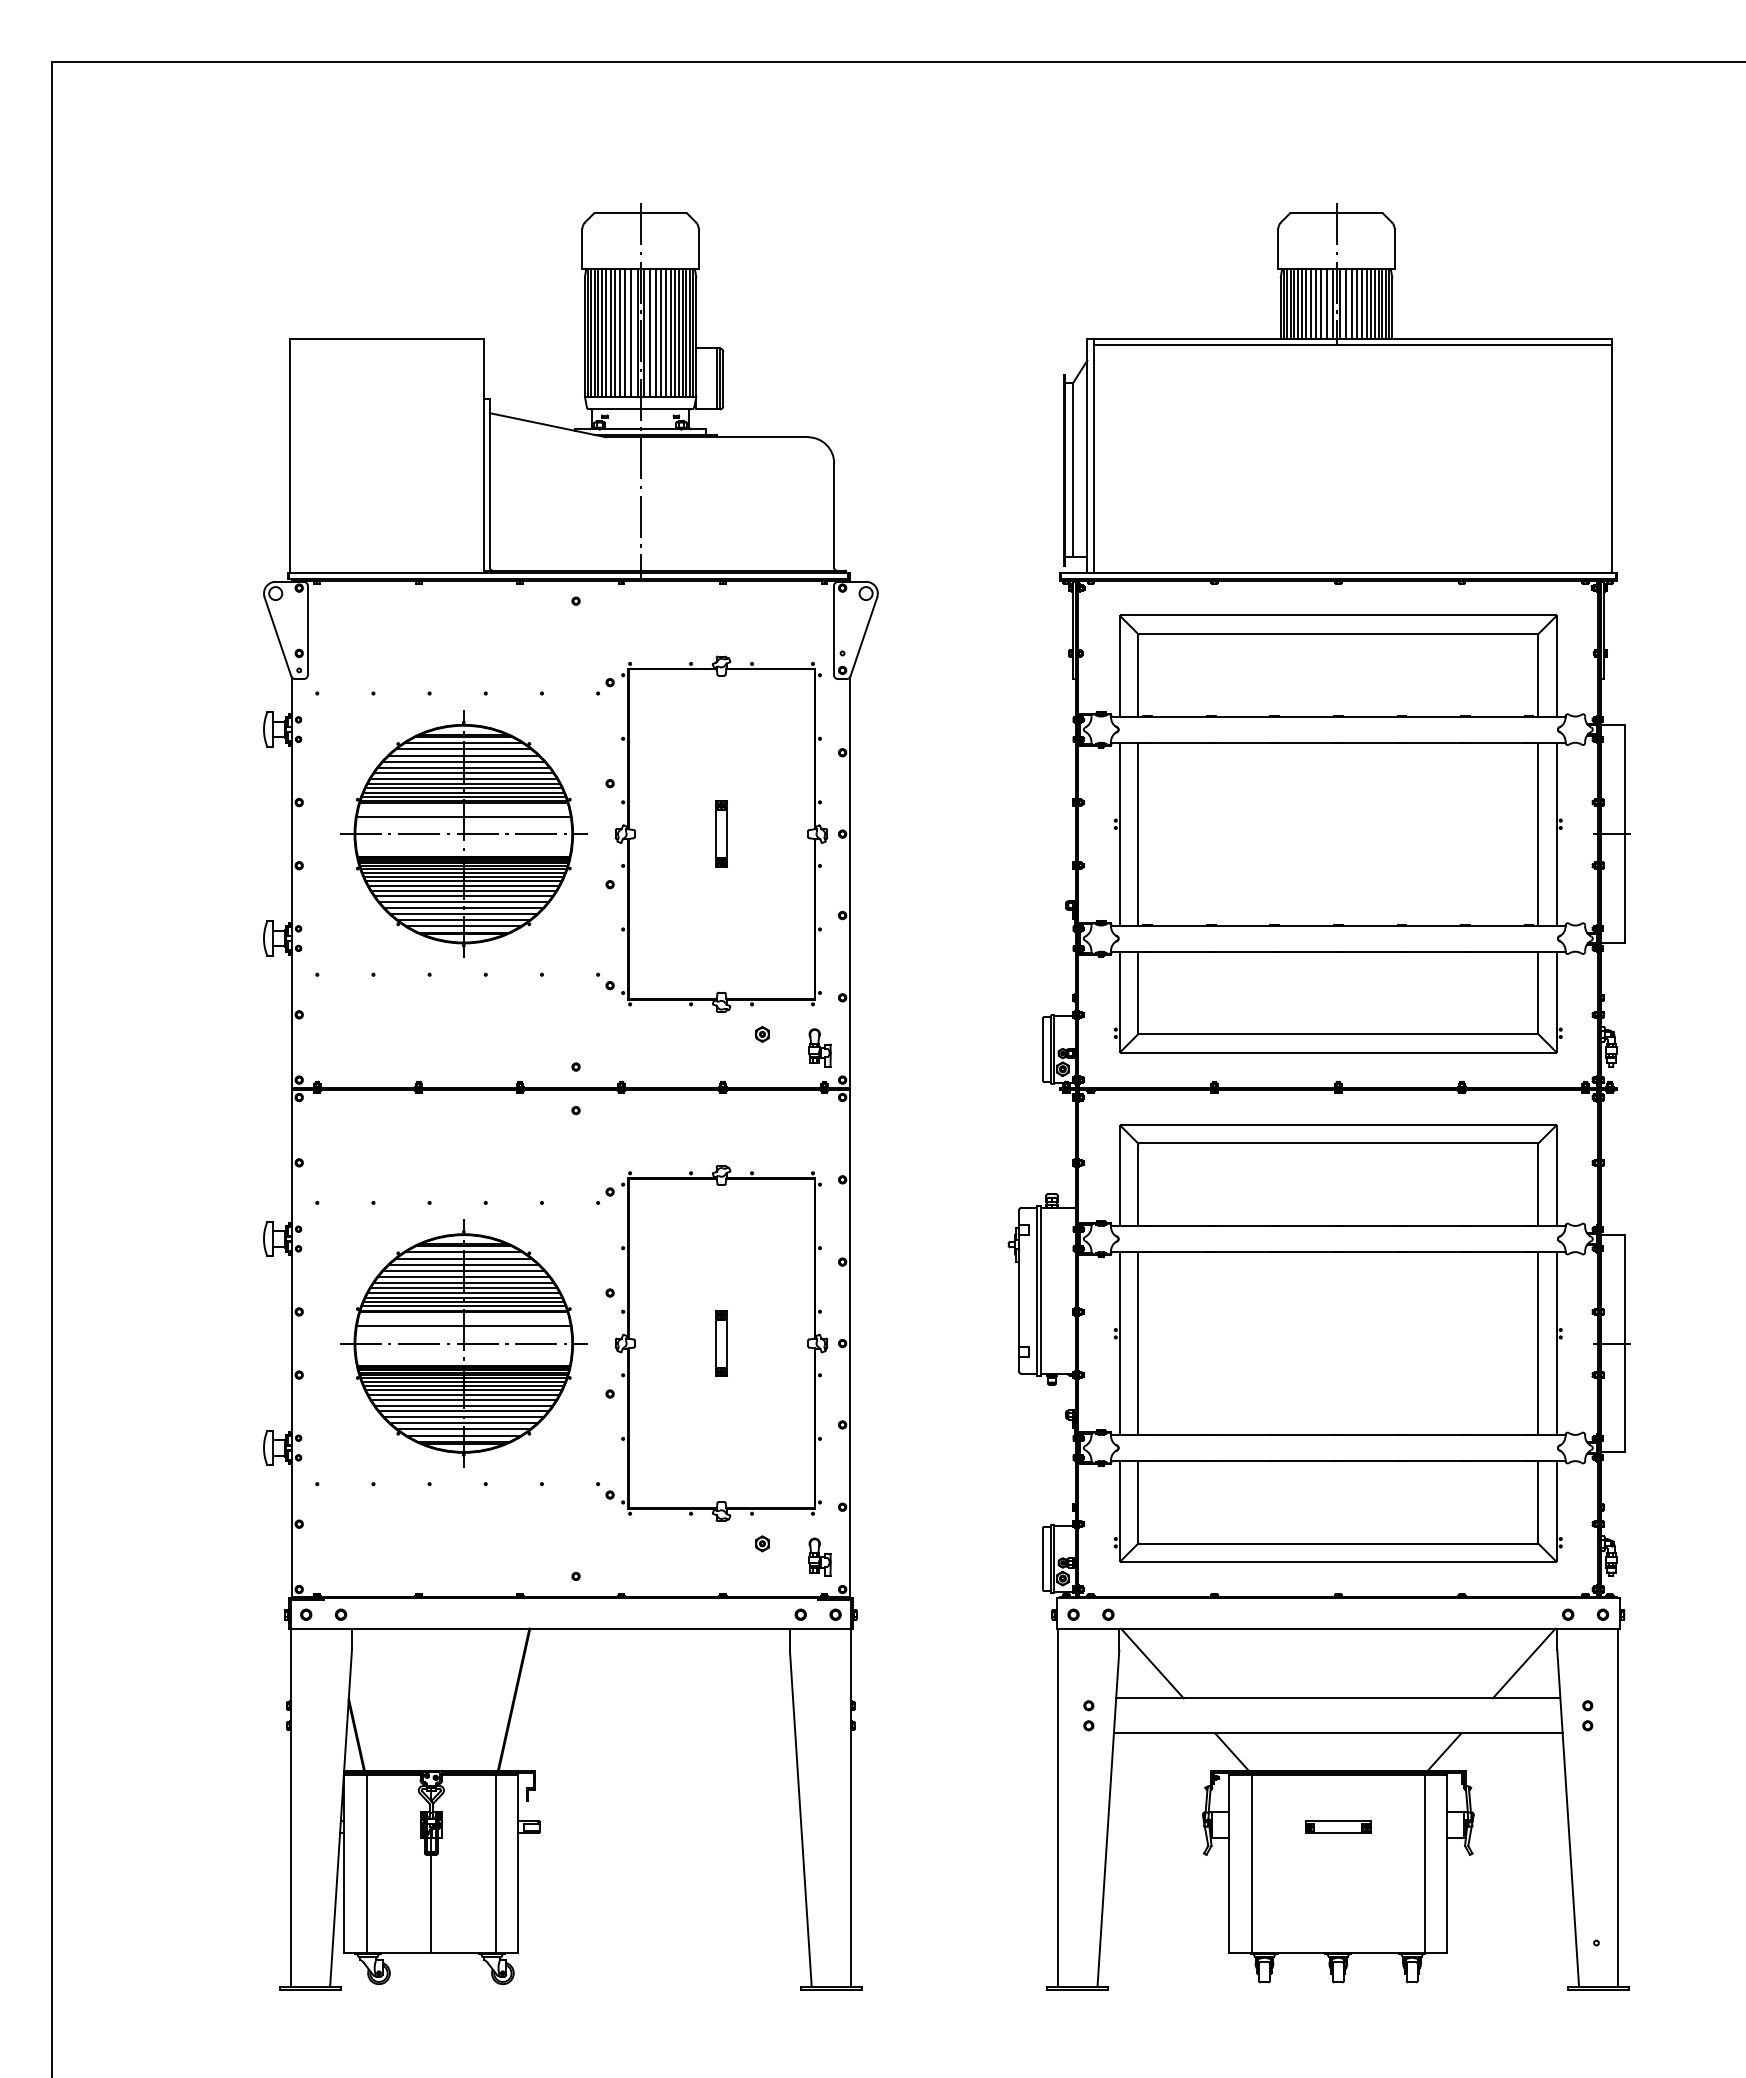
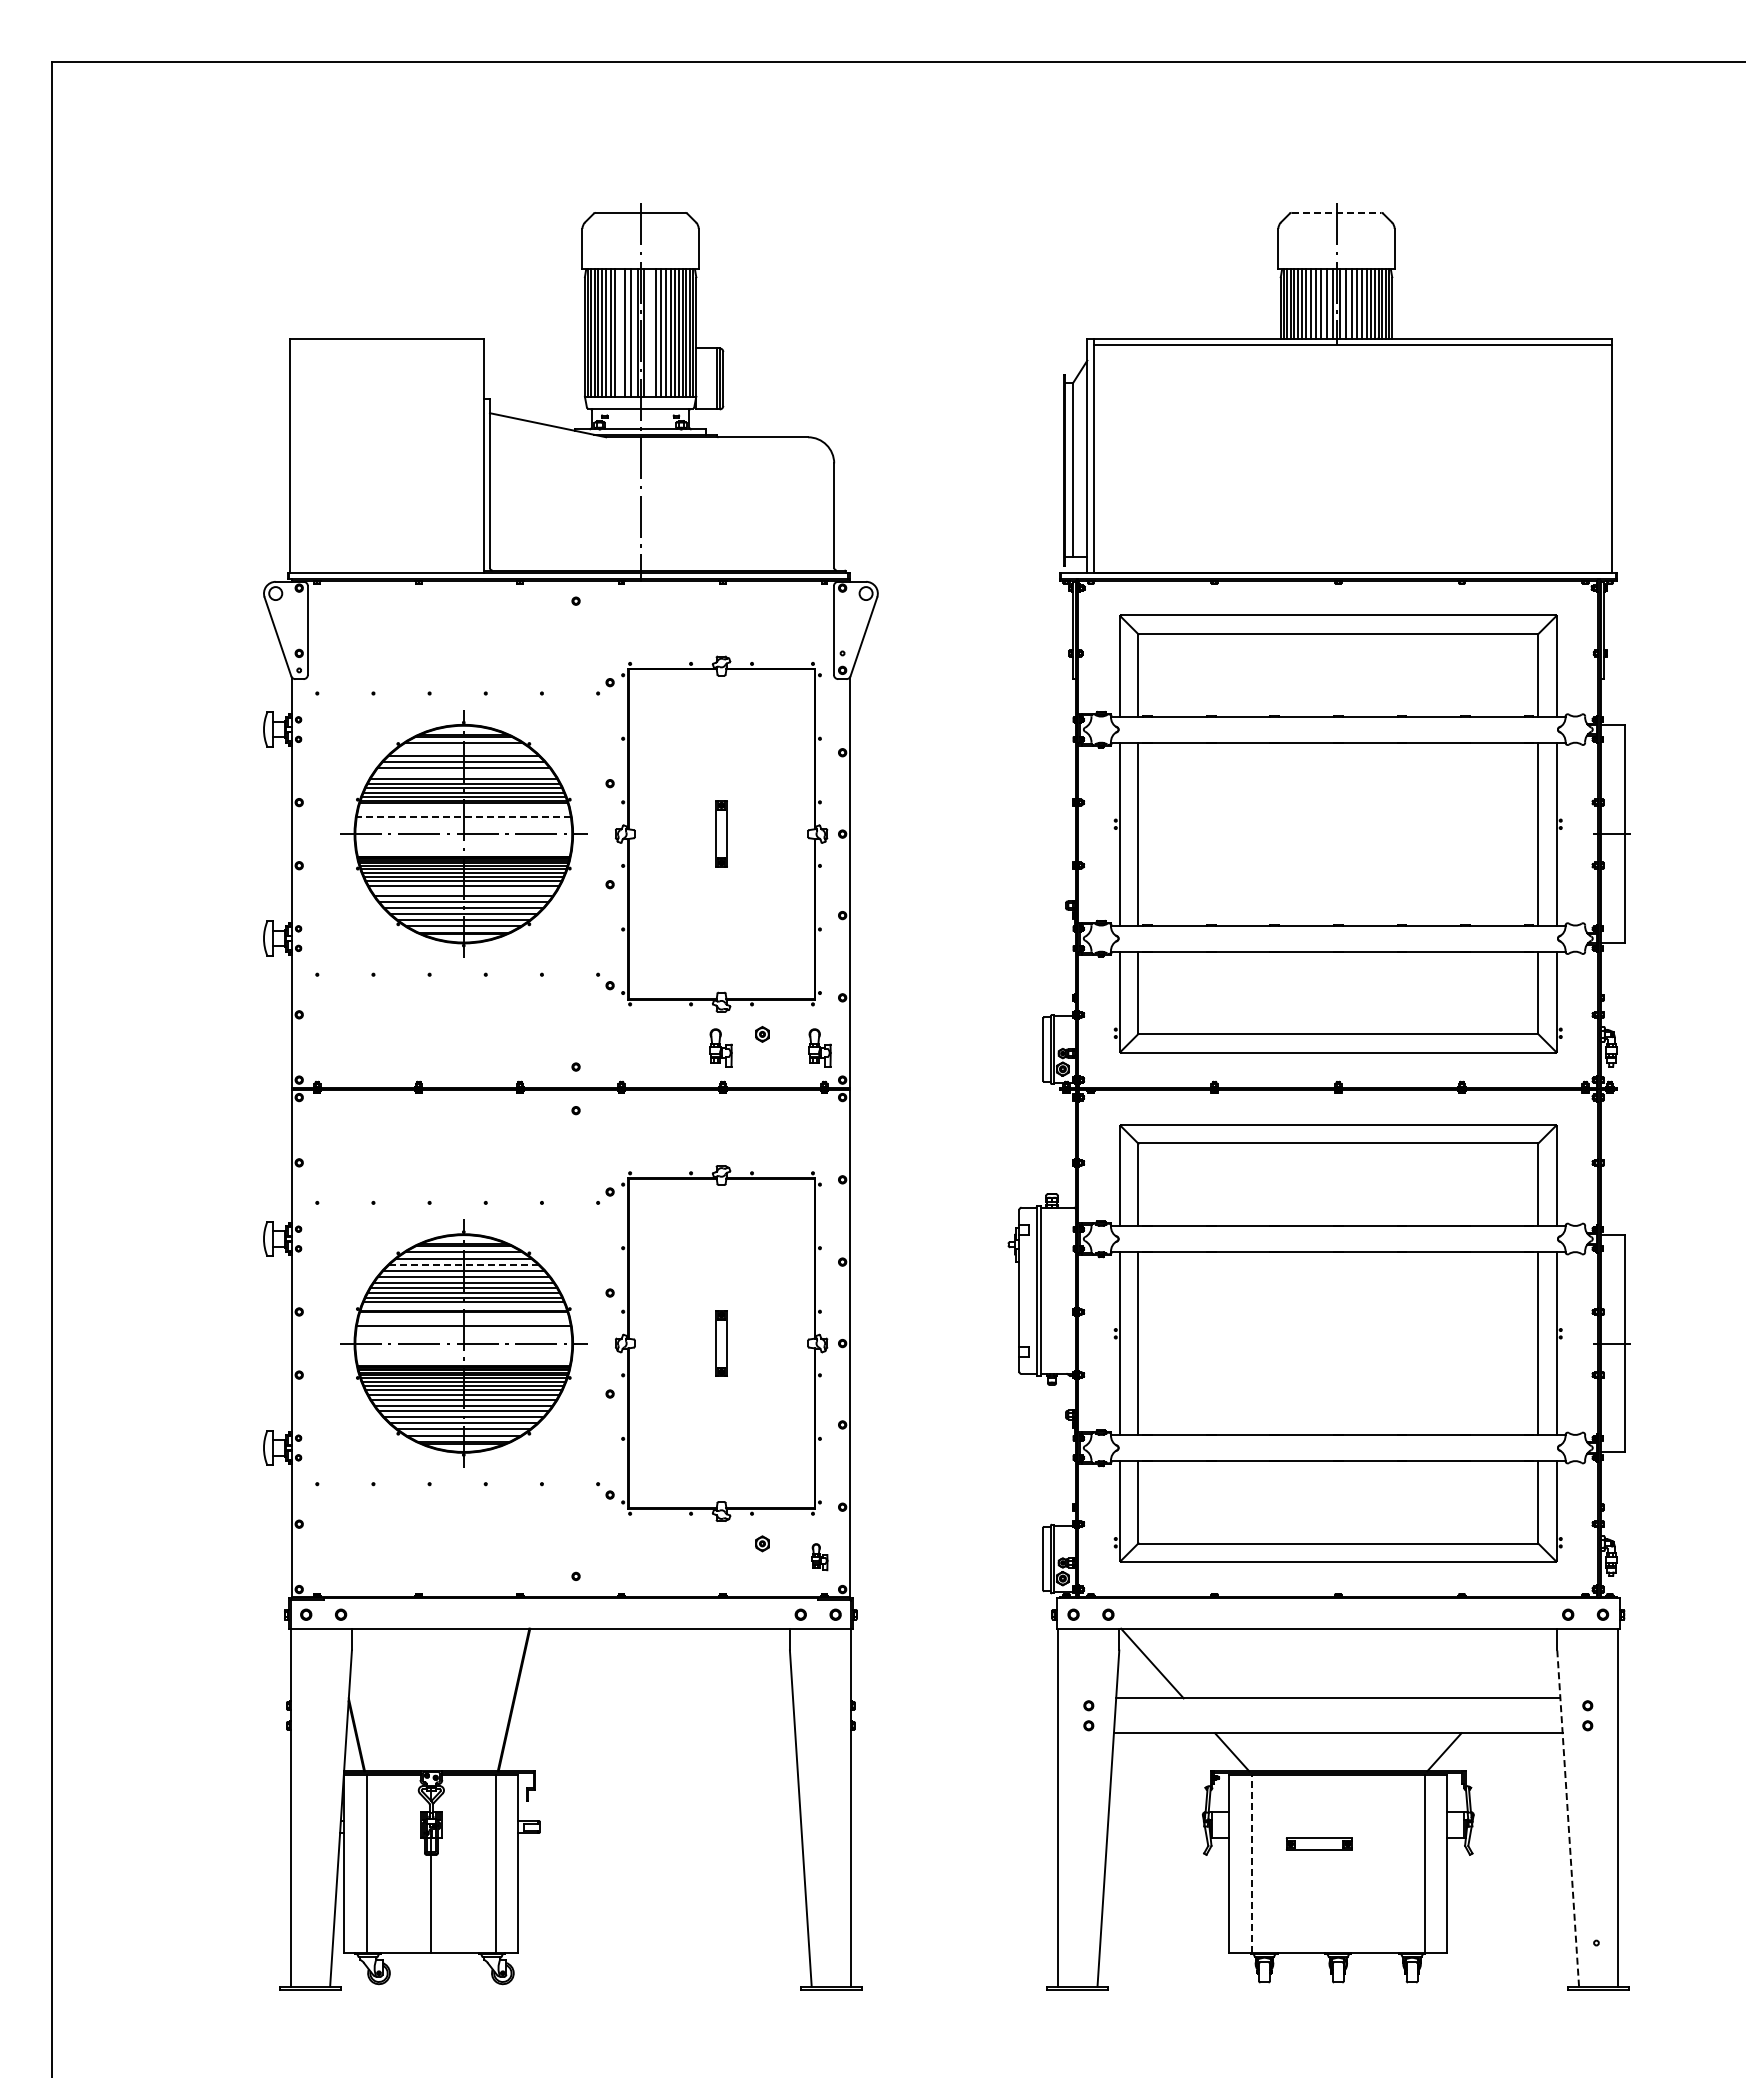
line: solid -> dashed (1336, 212)
line: present -> none (620, 332)
line: present -> none (649, 332)
line: present -> none (463, 749)
line: present -> none (463, 773)
line: solid -> dashed (463, 816)
line: present -> none (463, 890)
part: none -> present (720, 1047)
line: solid -> dashed (463, 1264)
line: present -> none (463, 1306)
part size: 24x40 px -> 18x29 px (819, 1557)
line: present -> none (1523, 1663)
line: solid -> dashed (1568, 1818)
part position: (1338, 1826) -> (1319, 1843) (1319, 1843)
line: solid -> dashed (1252, 1863)
